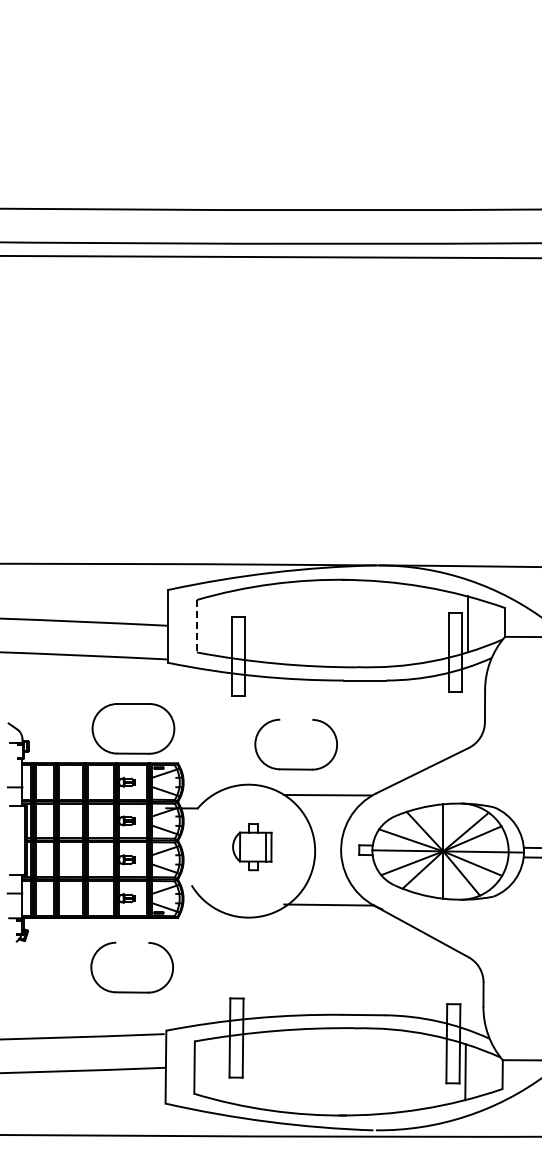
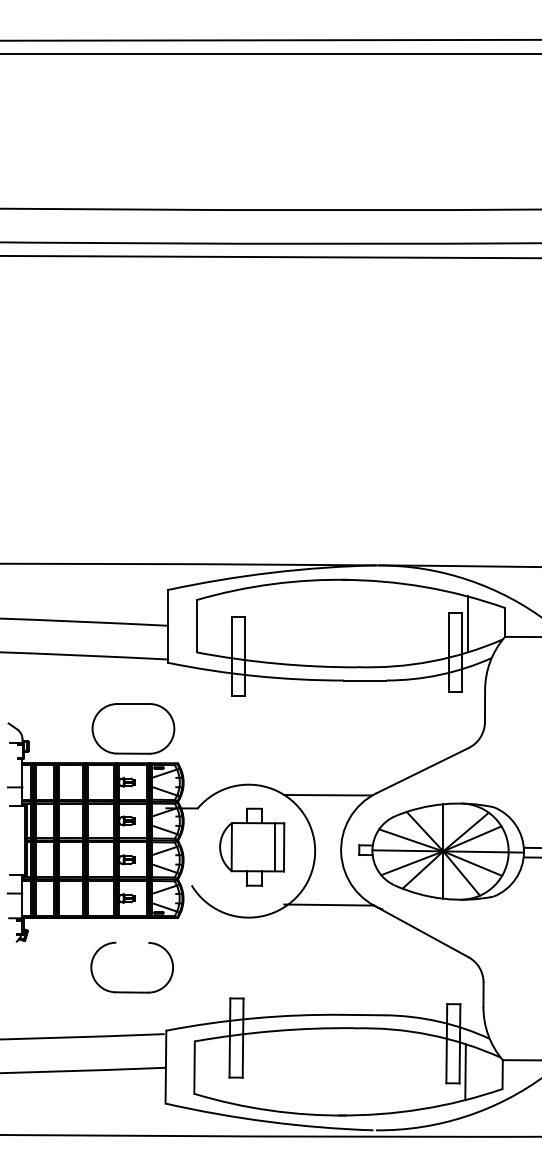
line: none -> present (270, 39)
line: none -> present (270, 53)
line: dashed -> solid (196, 626)
part: present -> none (295, 768)
part size: 41x49 px -> 67x80 px (252, 846)
